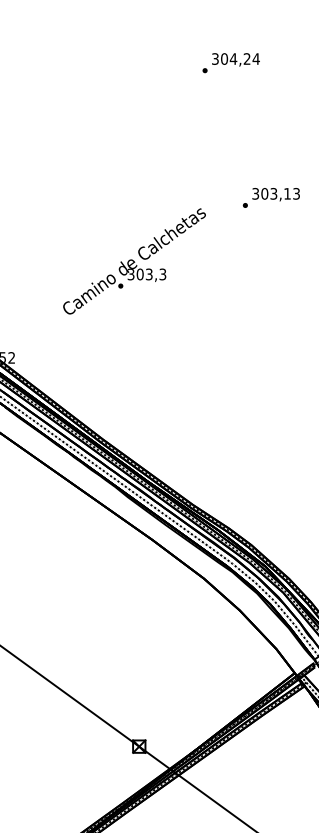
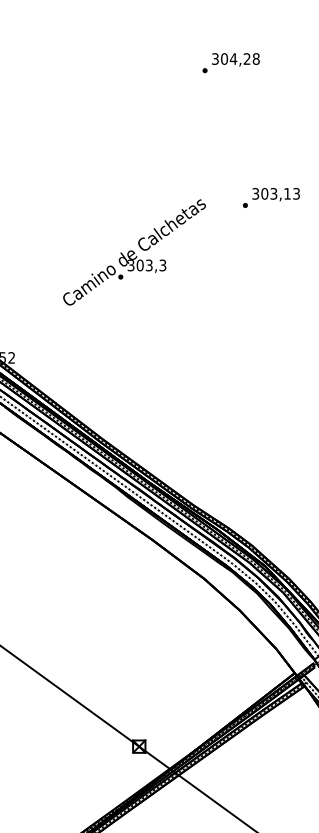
text: 304,24 -> 304,28 (255, 58)
text position: (134, 261) -> (134, 252) (134, 252)
